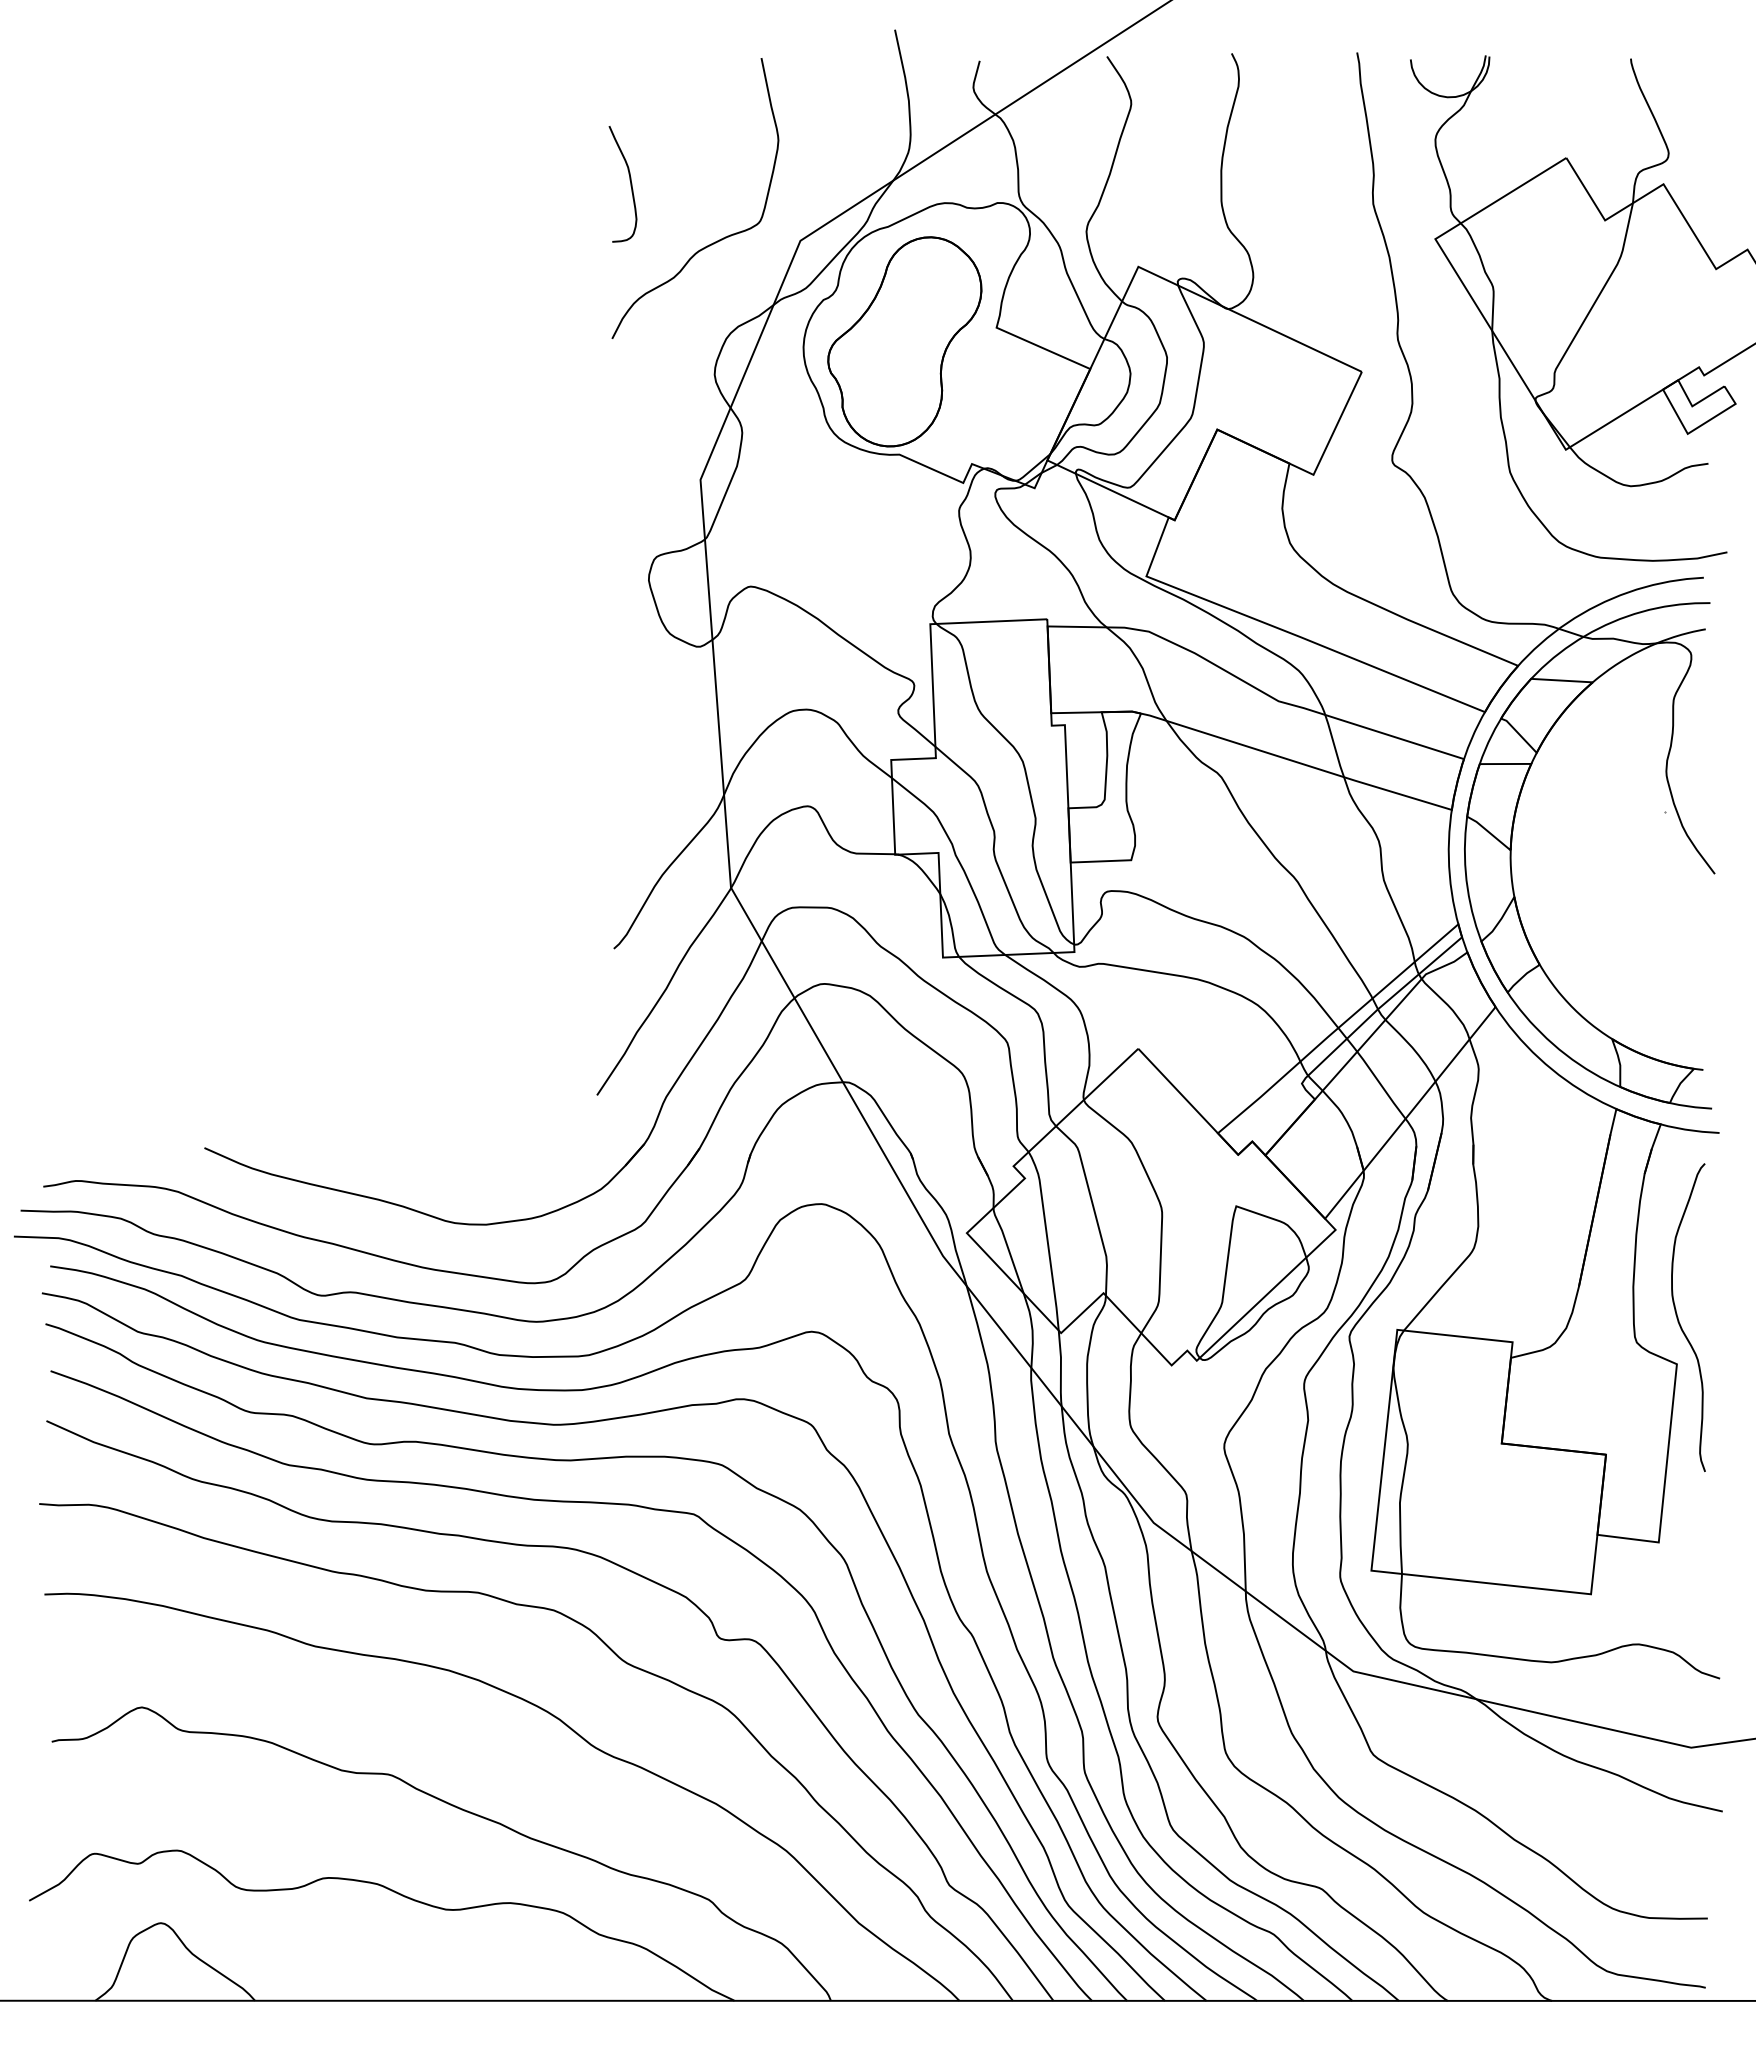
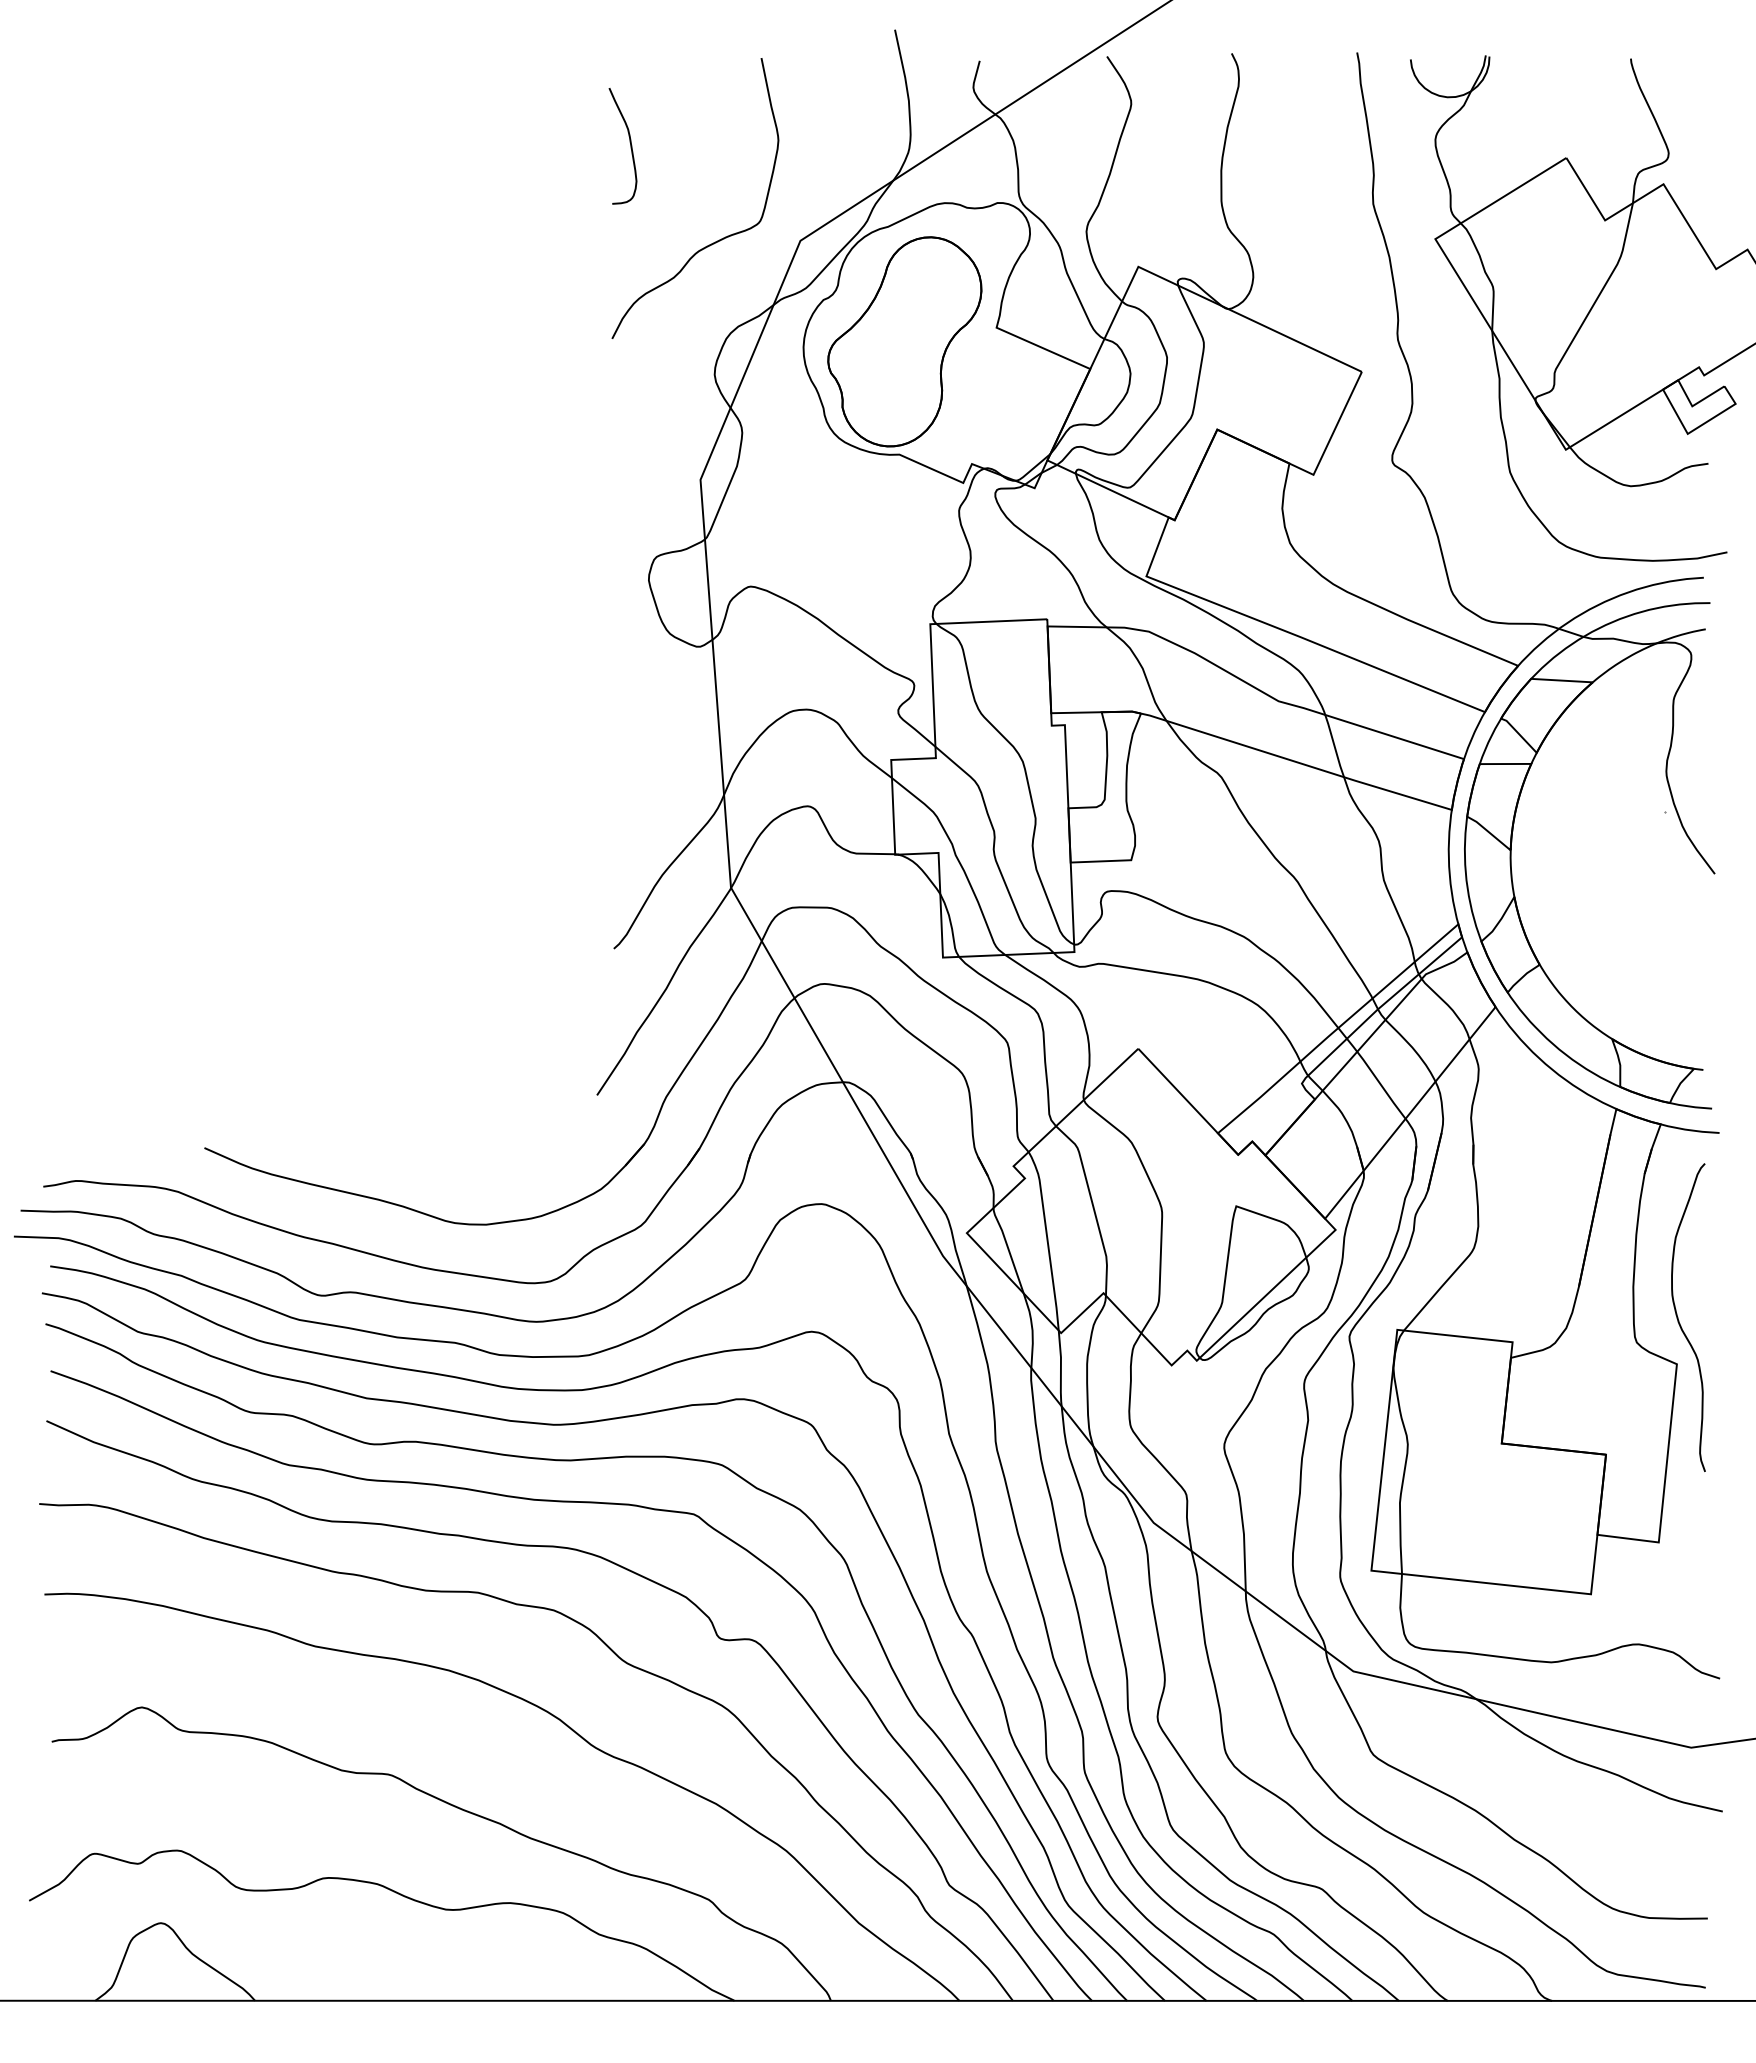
curve position: (630, 184) -> (630, 146) (630, 146)
